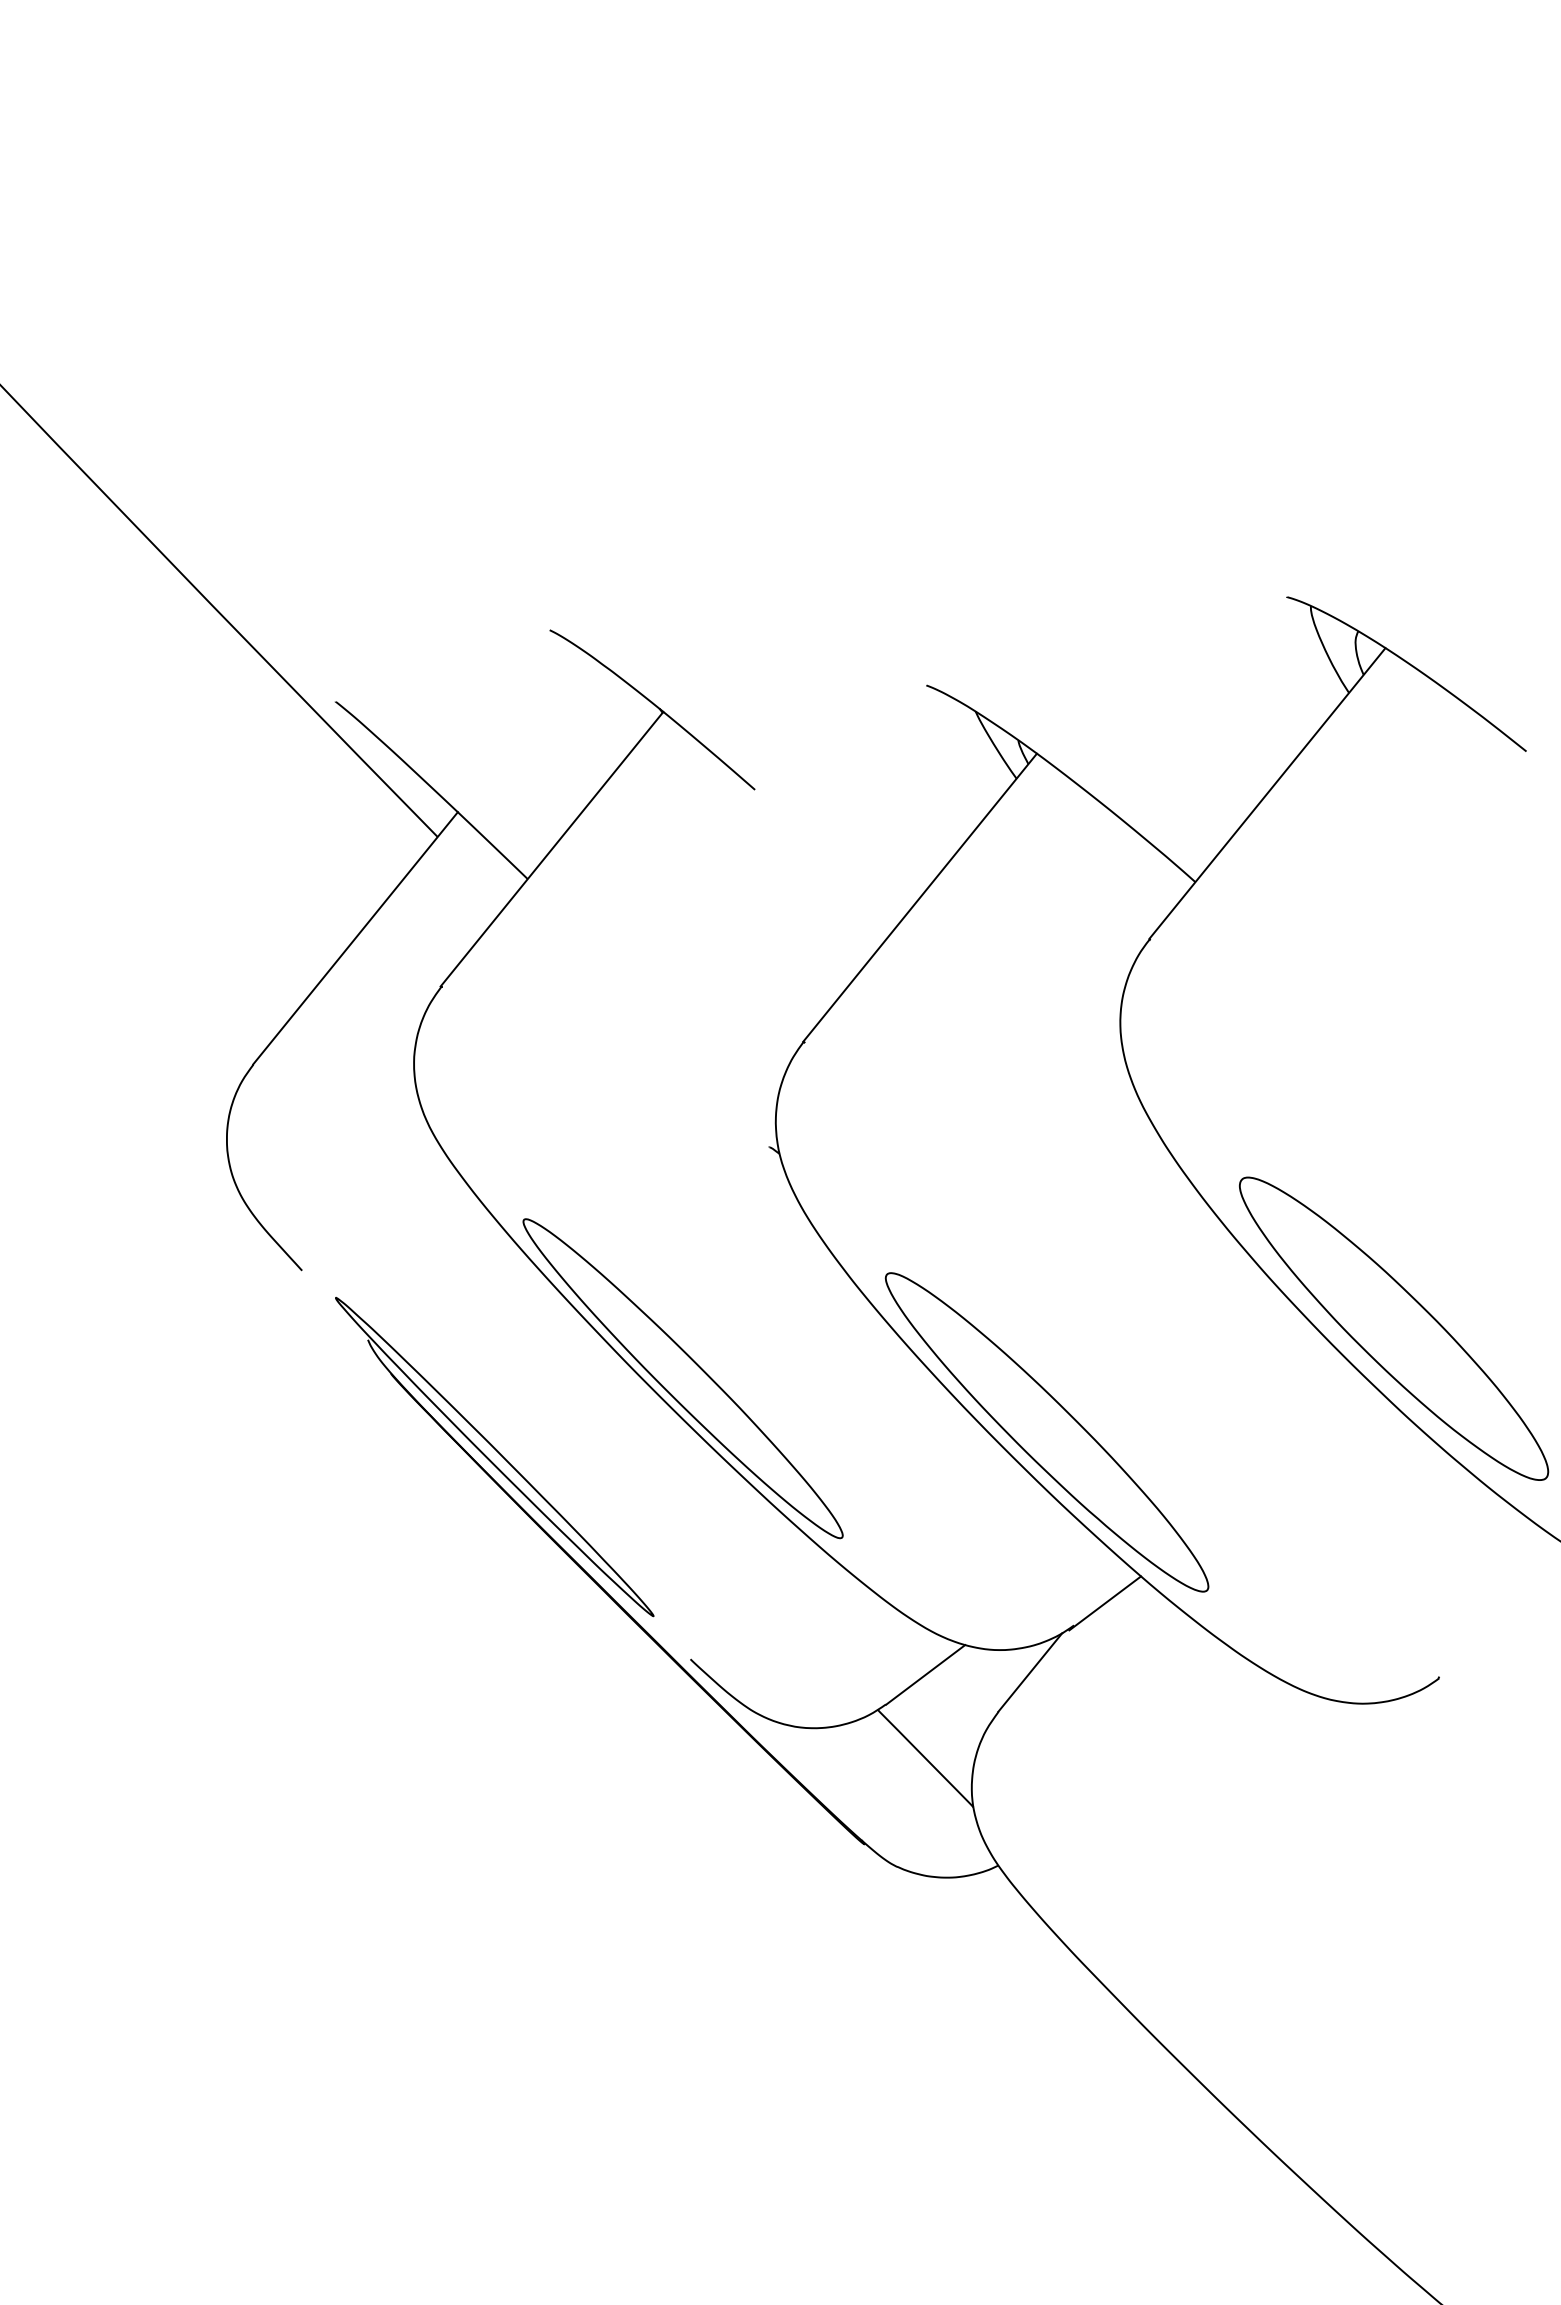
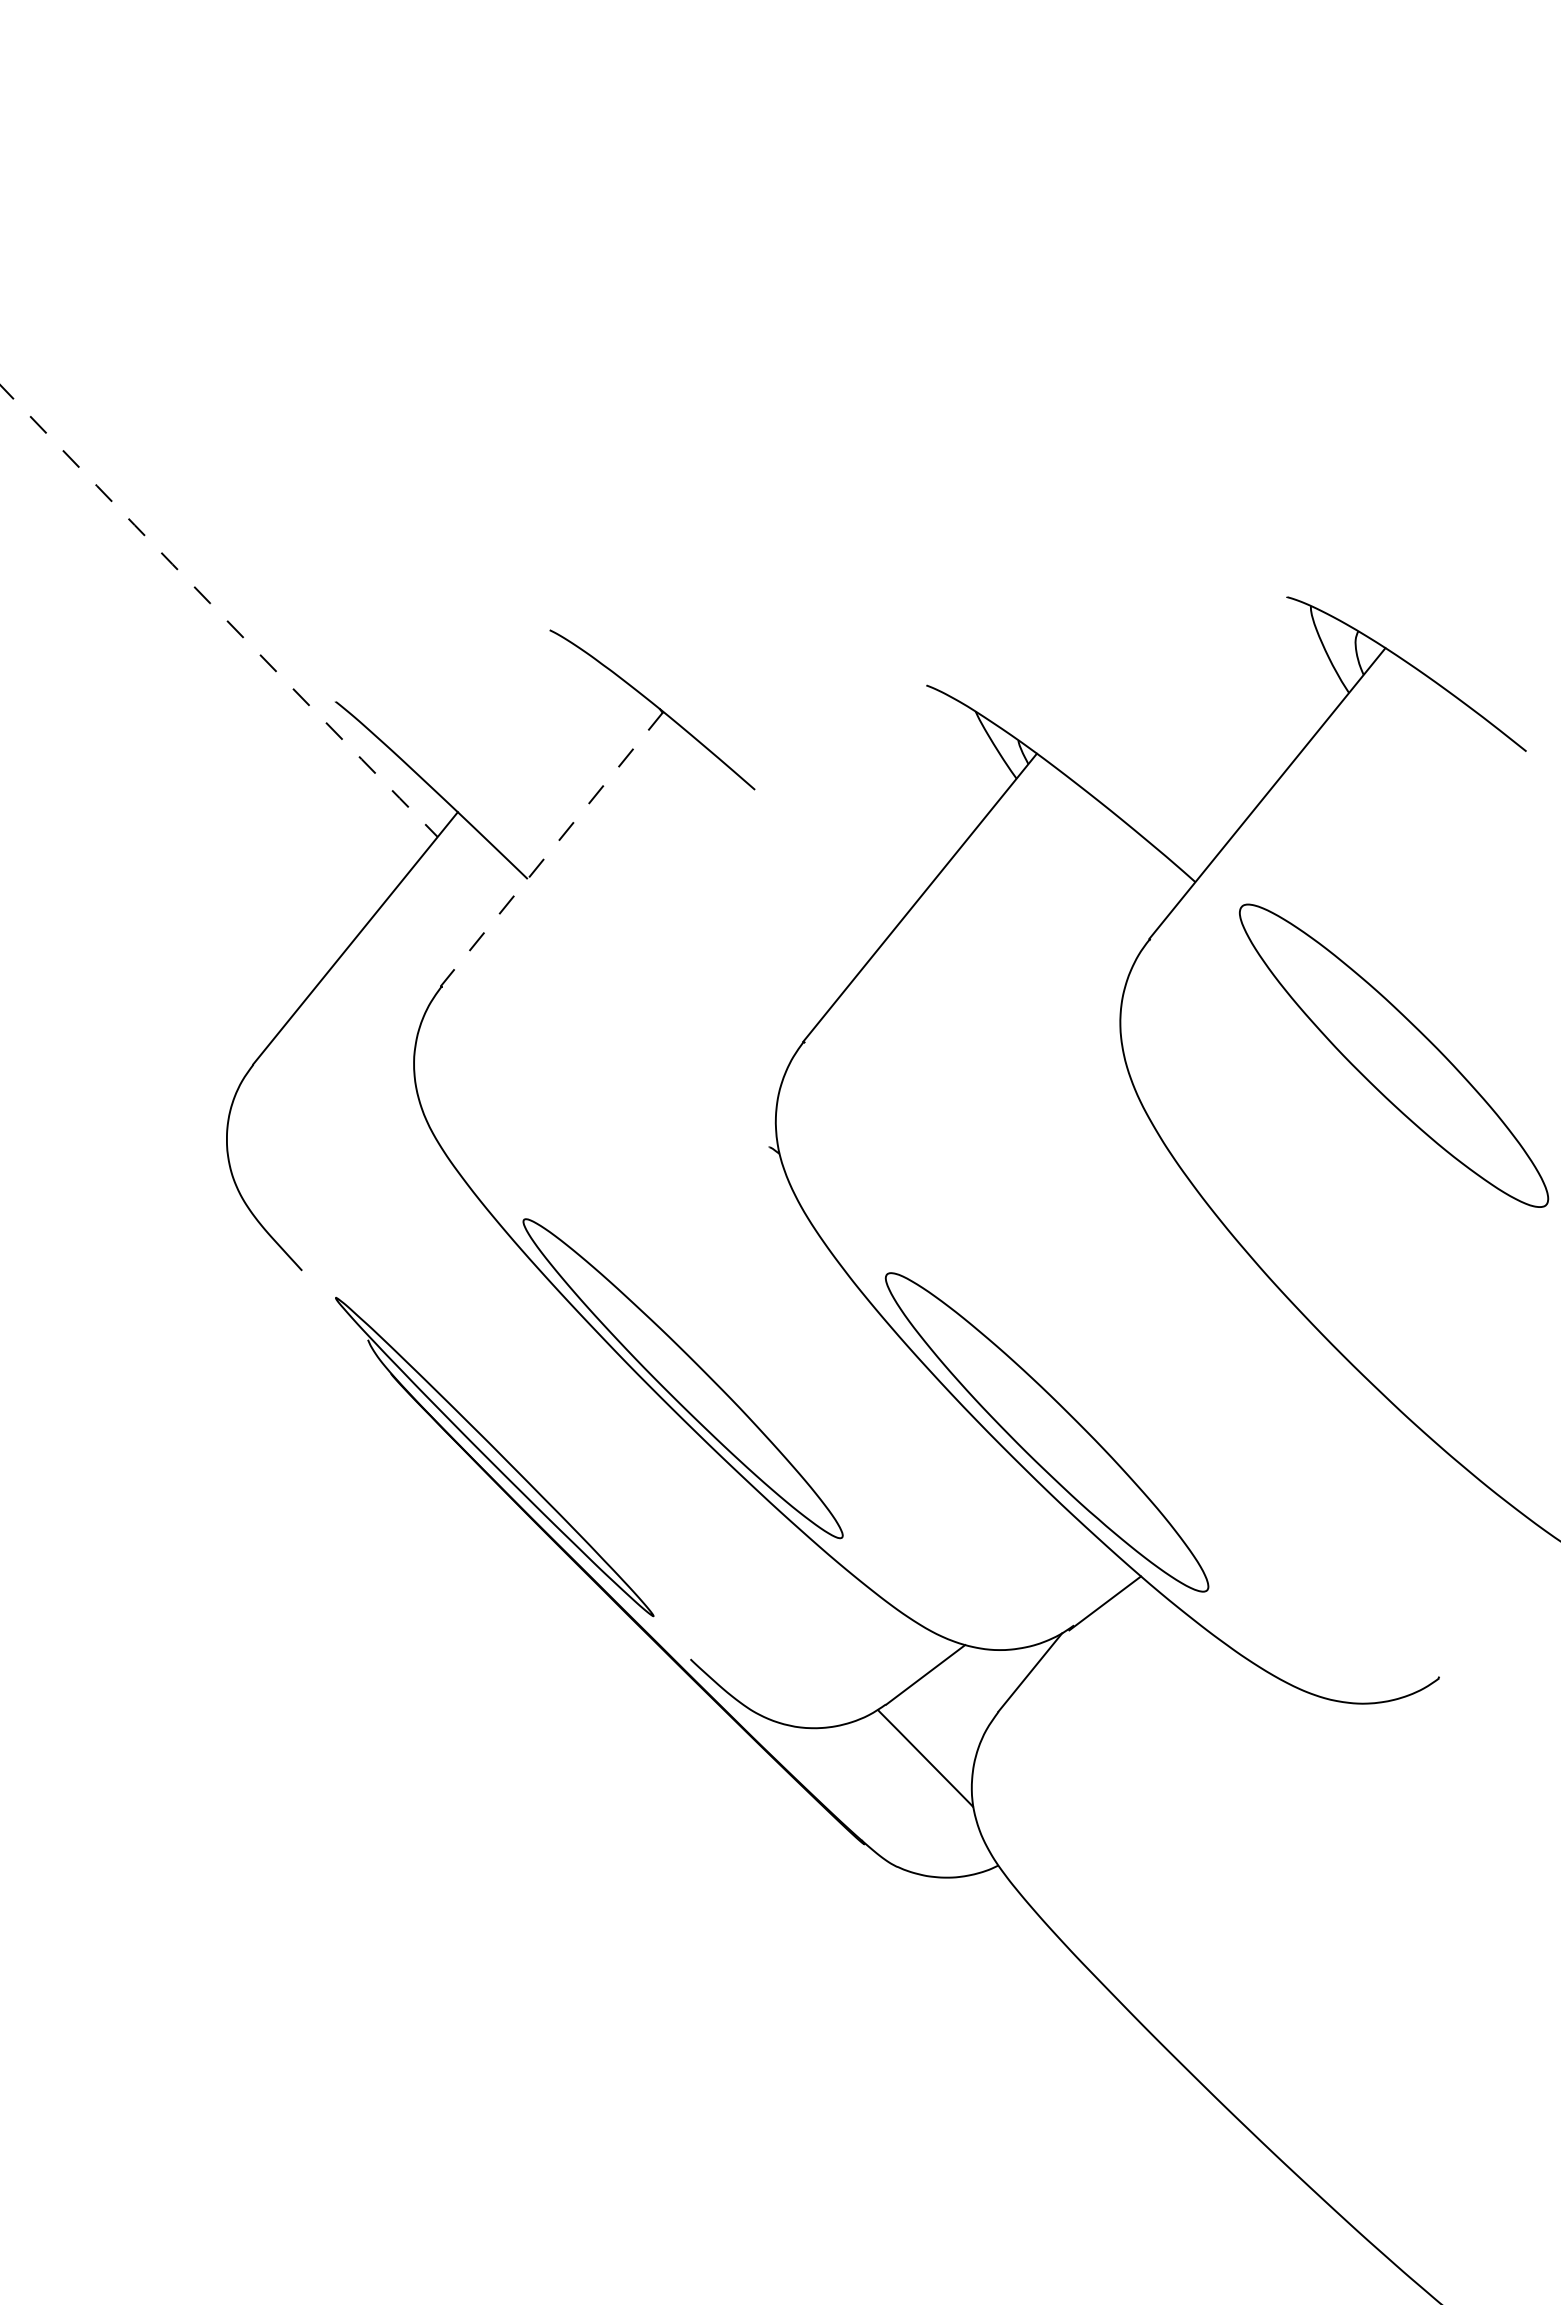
arc: solid -> dashed (218, 611)
line: solid -> dashed (551, 849)
part position: (1394, 1328) -> (1394, 1055) (1394, 1055)
